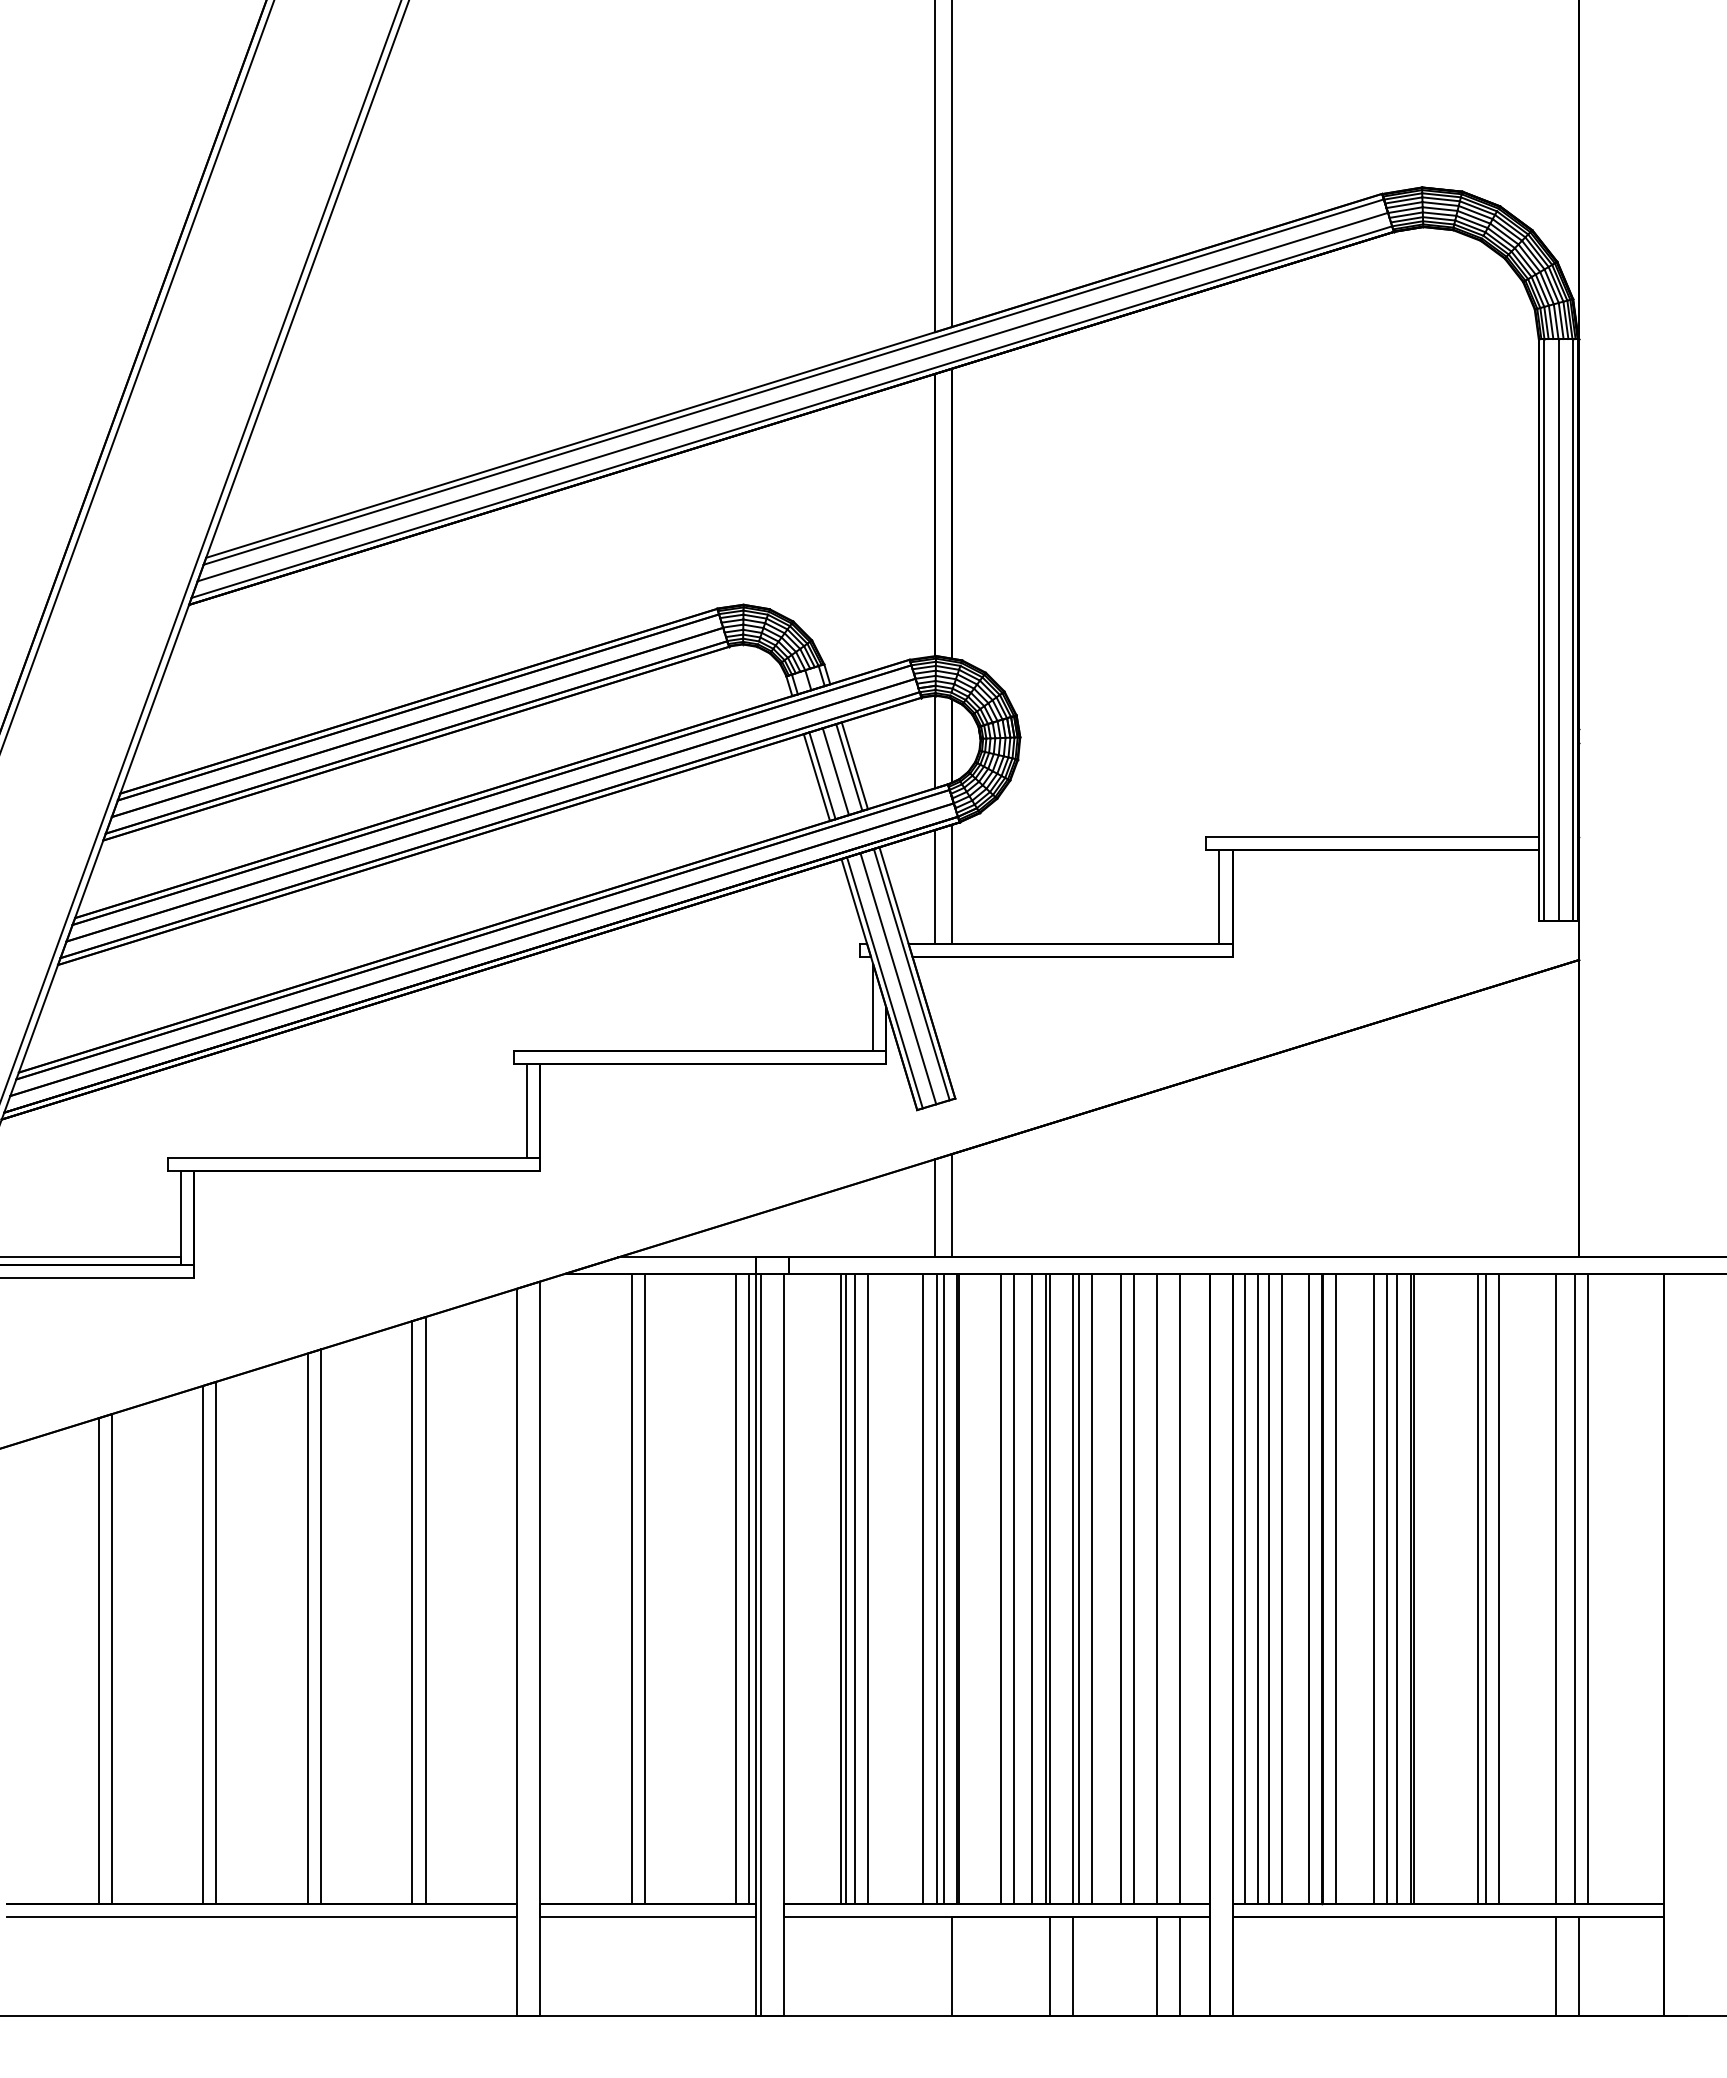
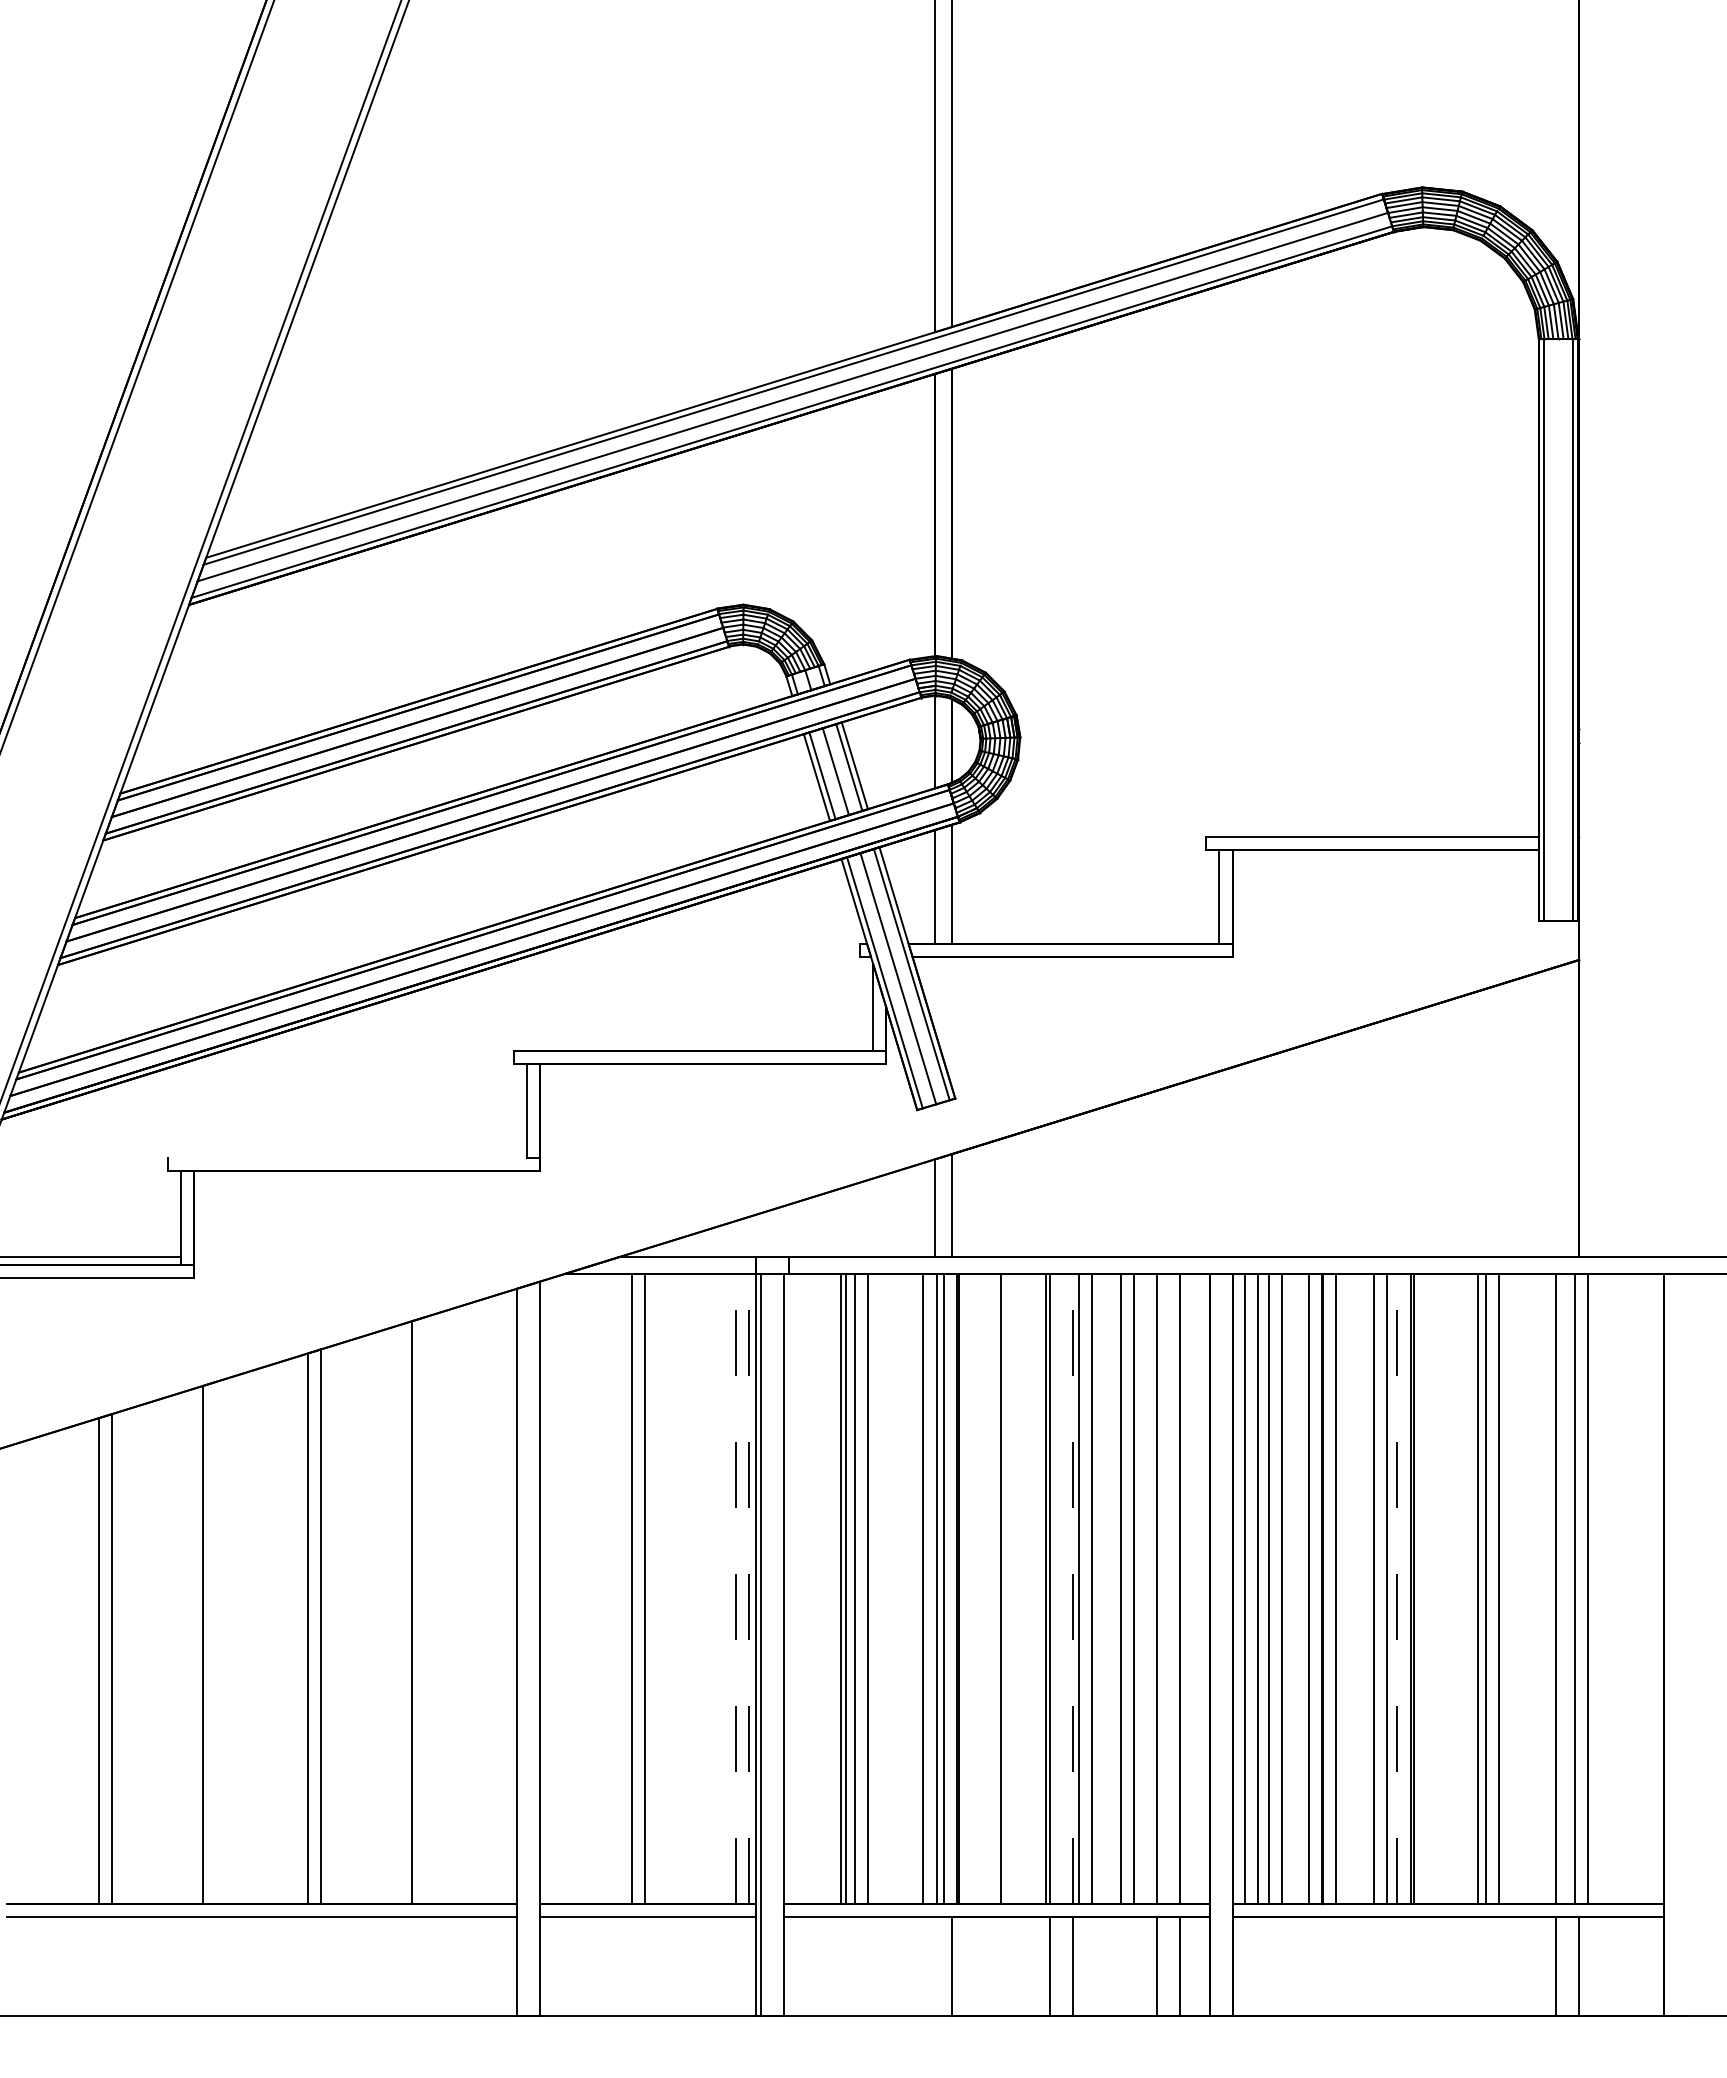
line: present -> none (1558, 629)
line: present -> none (353, 1157)
line: solid -> dashed (736, 1588)
line: solid -> dashed (749, 1588)
line: present -> none (1014, 1588)
line: present -> none (1032, 1588)
line: solid -> dashed (1073, 1588)
line: solid -> dashed (1397, 1588)
line: present -> none (425, 1610)
line: present -> none (216, 1642)
